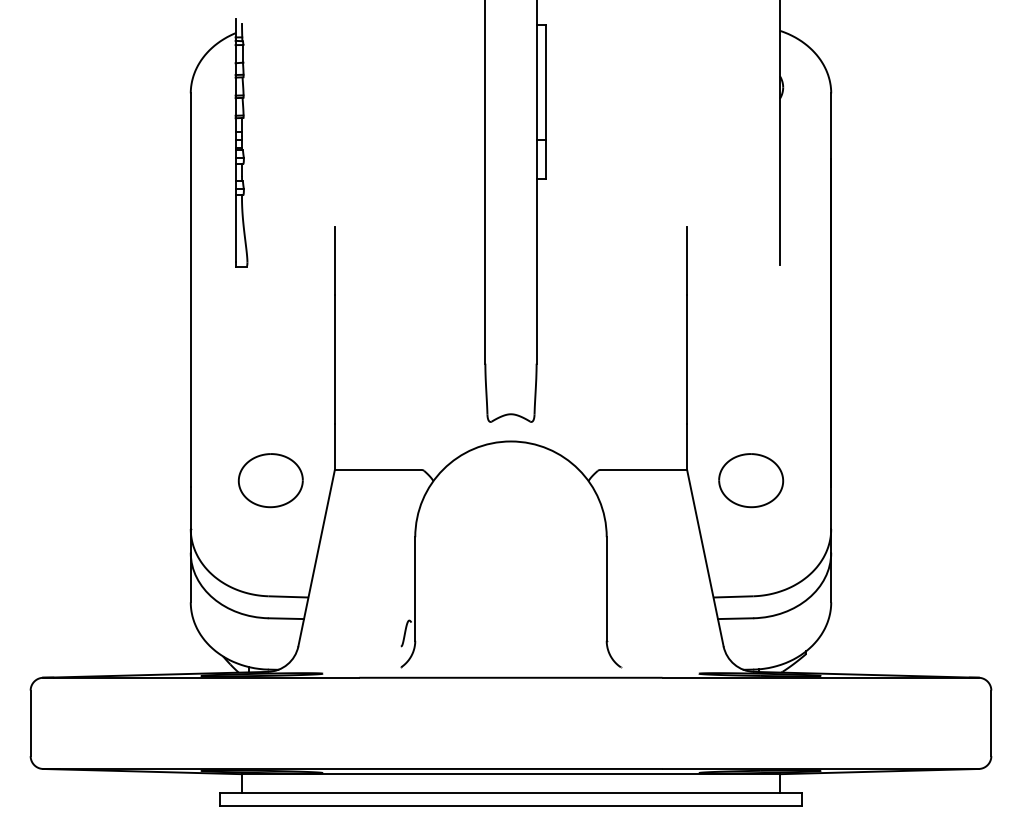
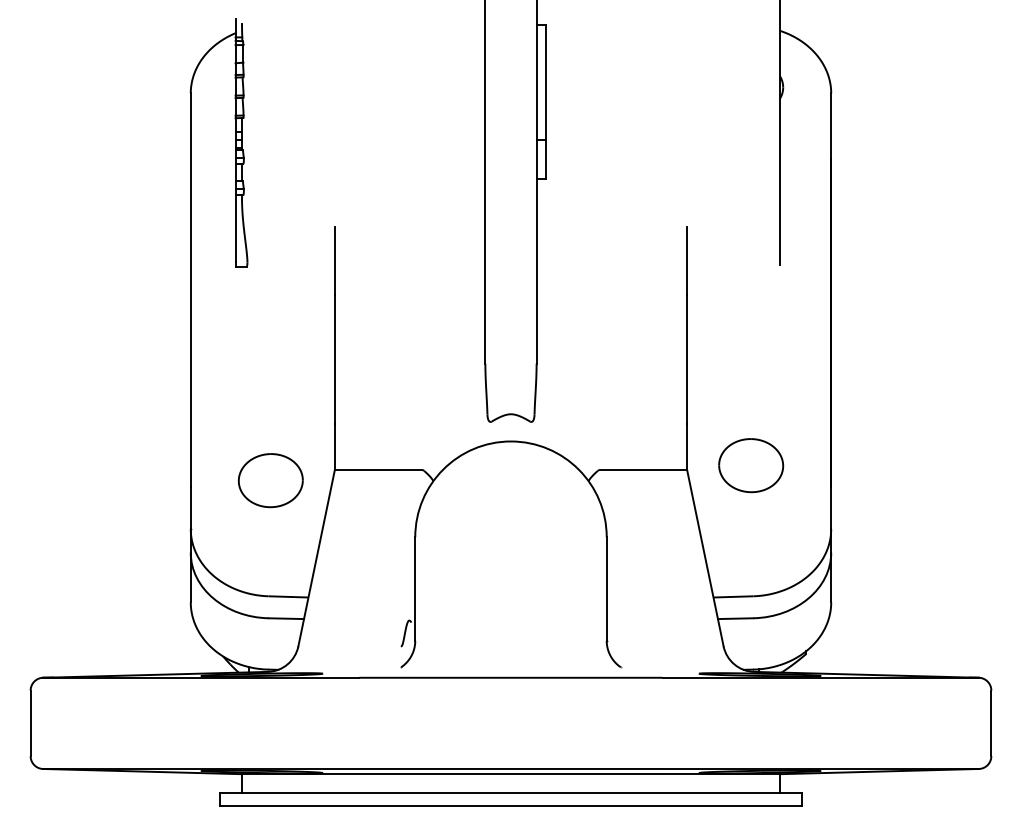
part position: (751, 480) -> (751, 465) (751, 465)
